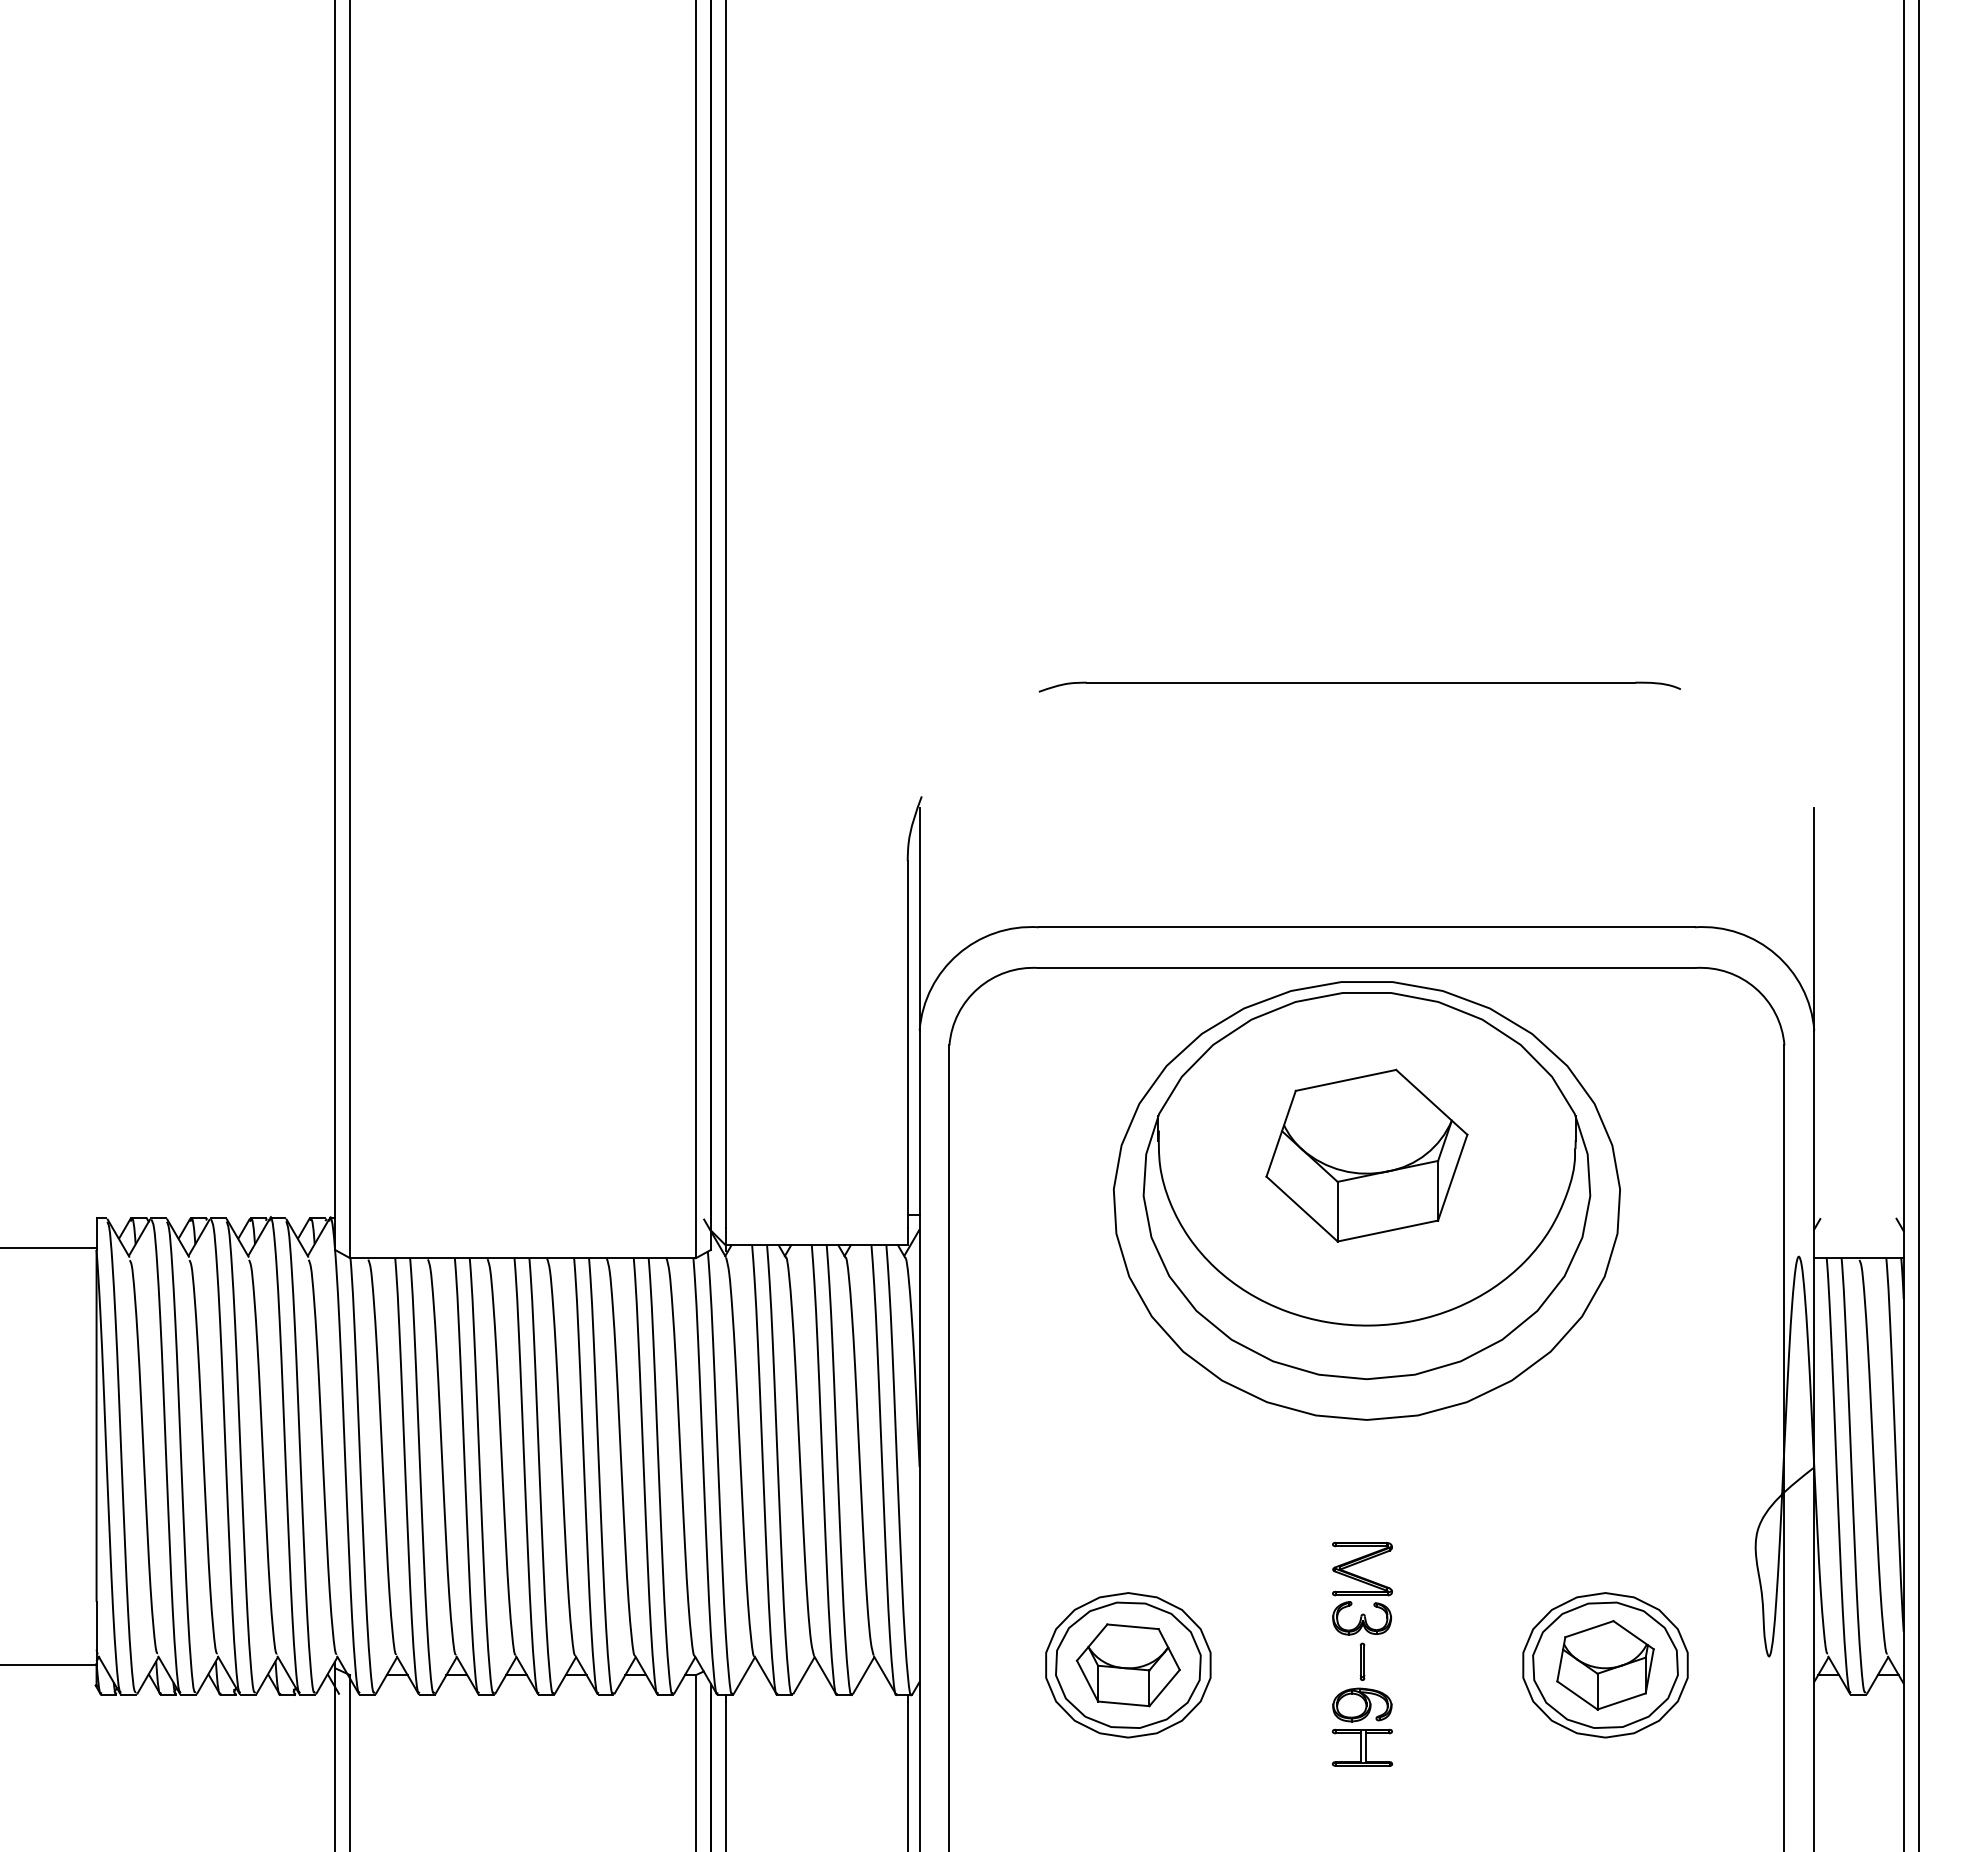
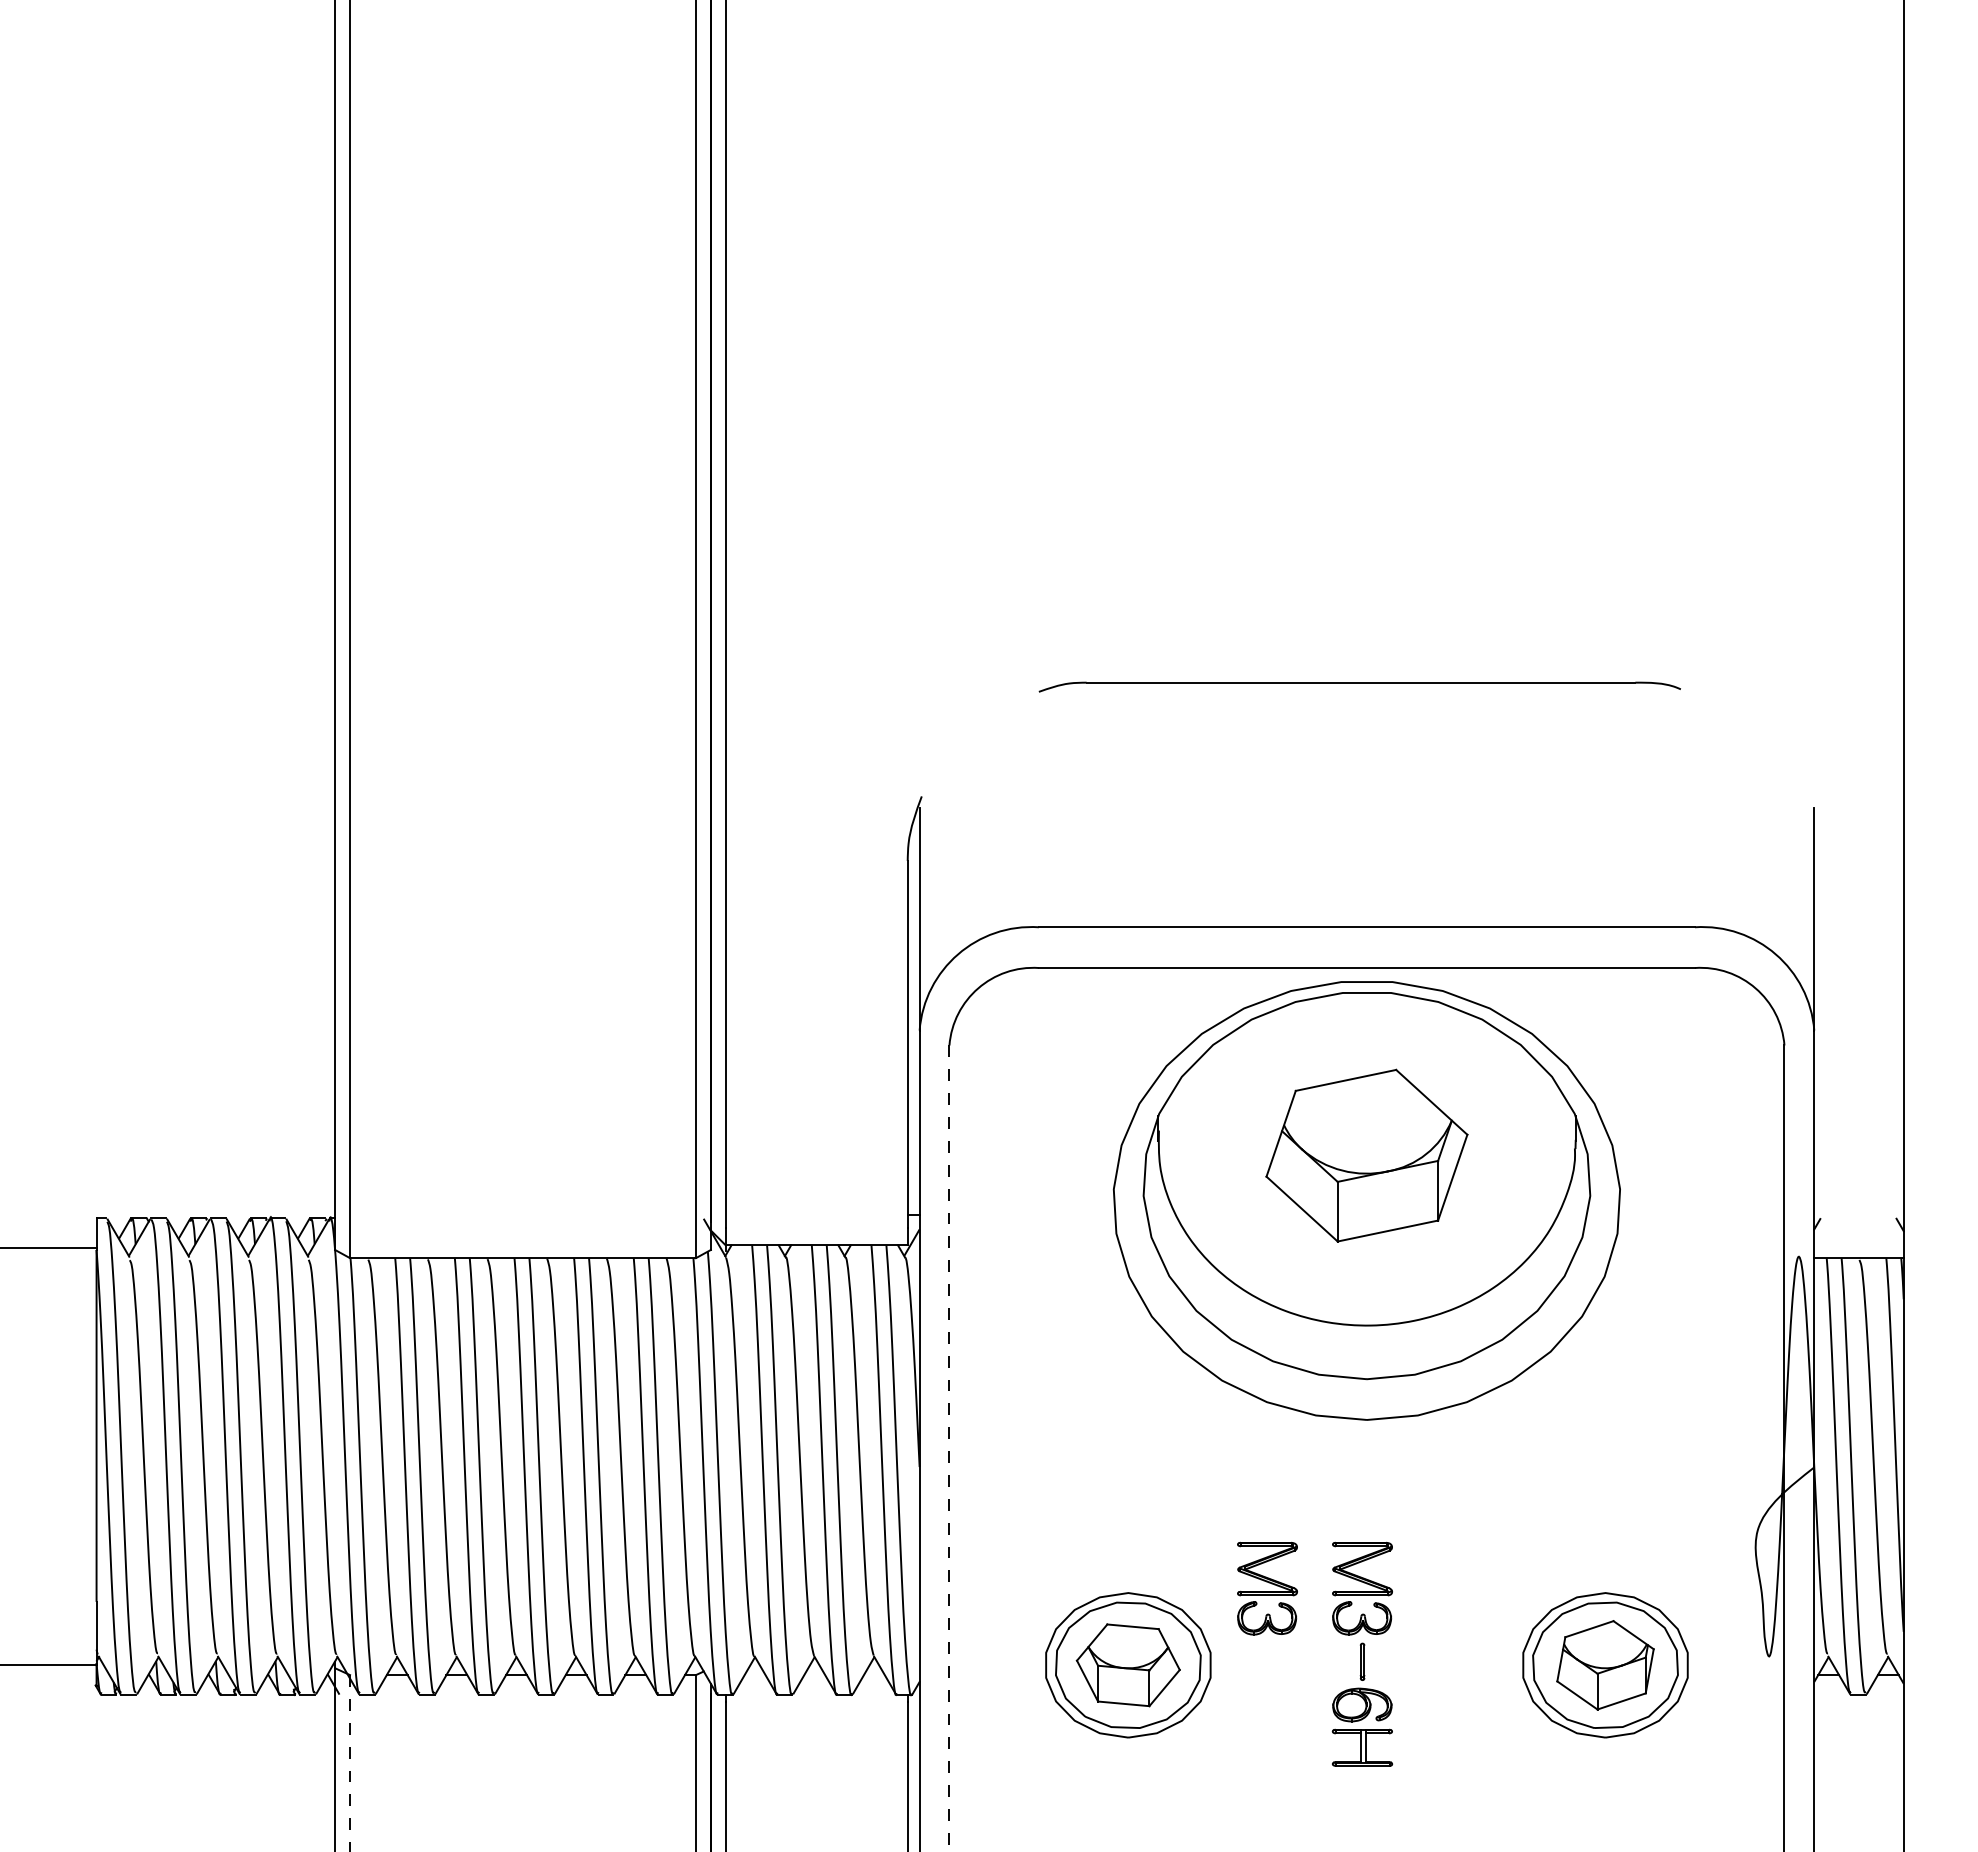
line: present -> none (1918, 925)
line: solid -> dashed (949, 1448)
part: none -> present (1267, 1588)
line: solid -> dashed (350, 1763)
